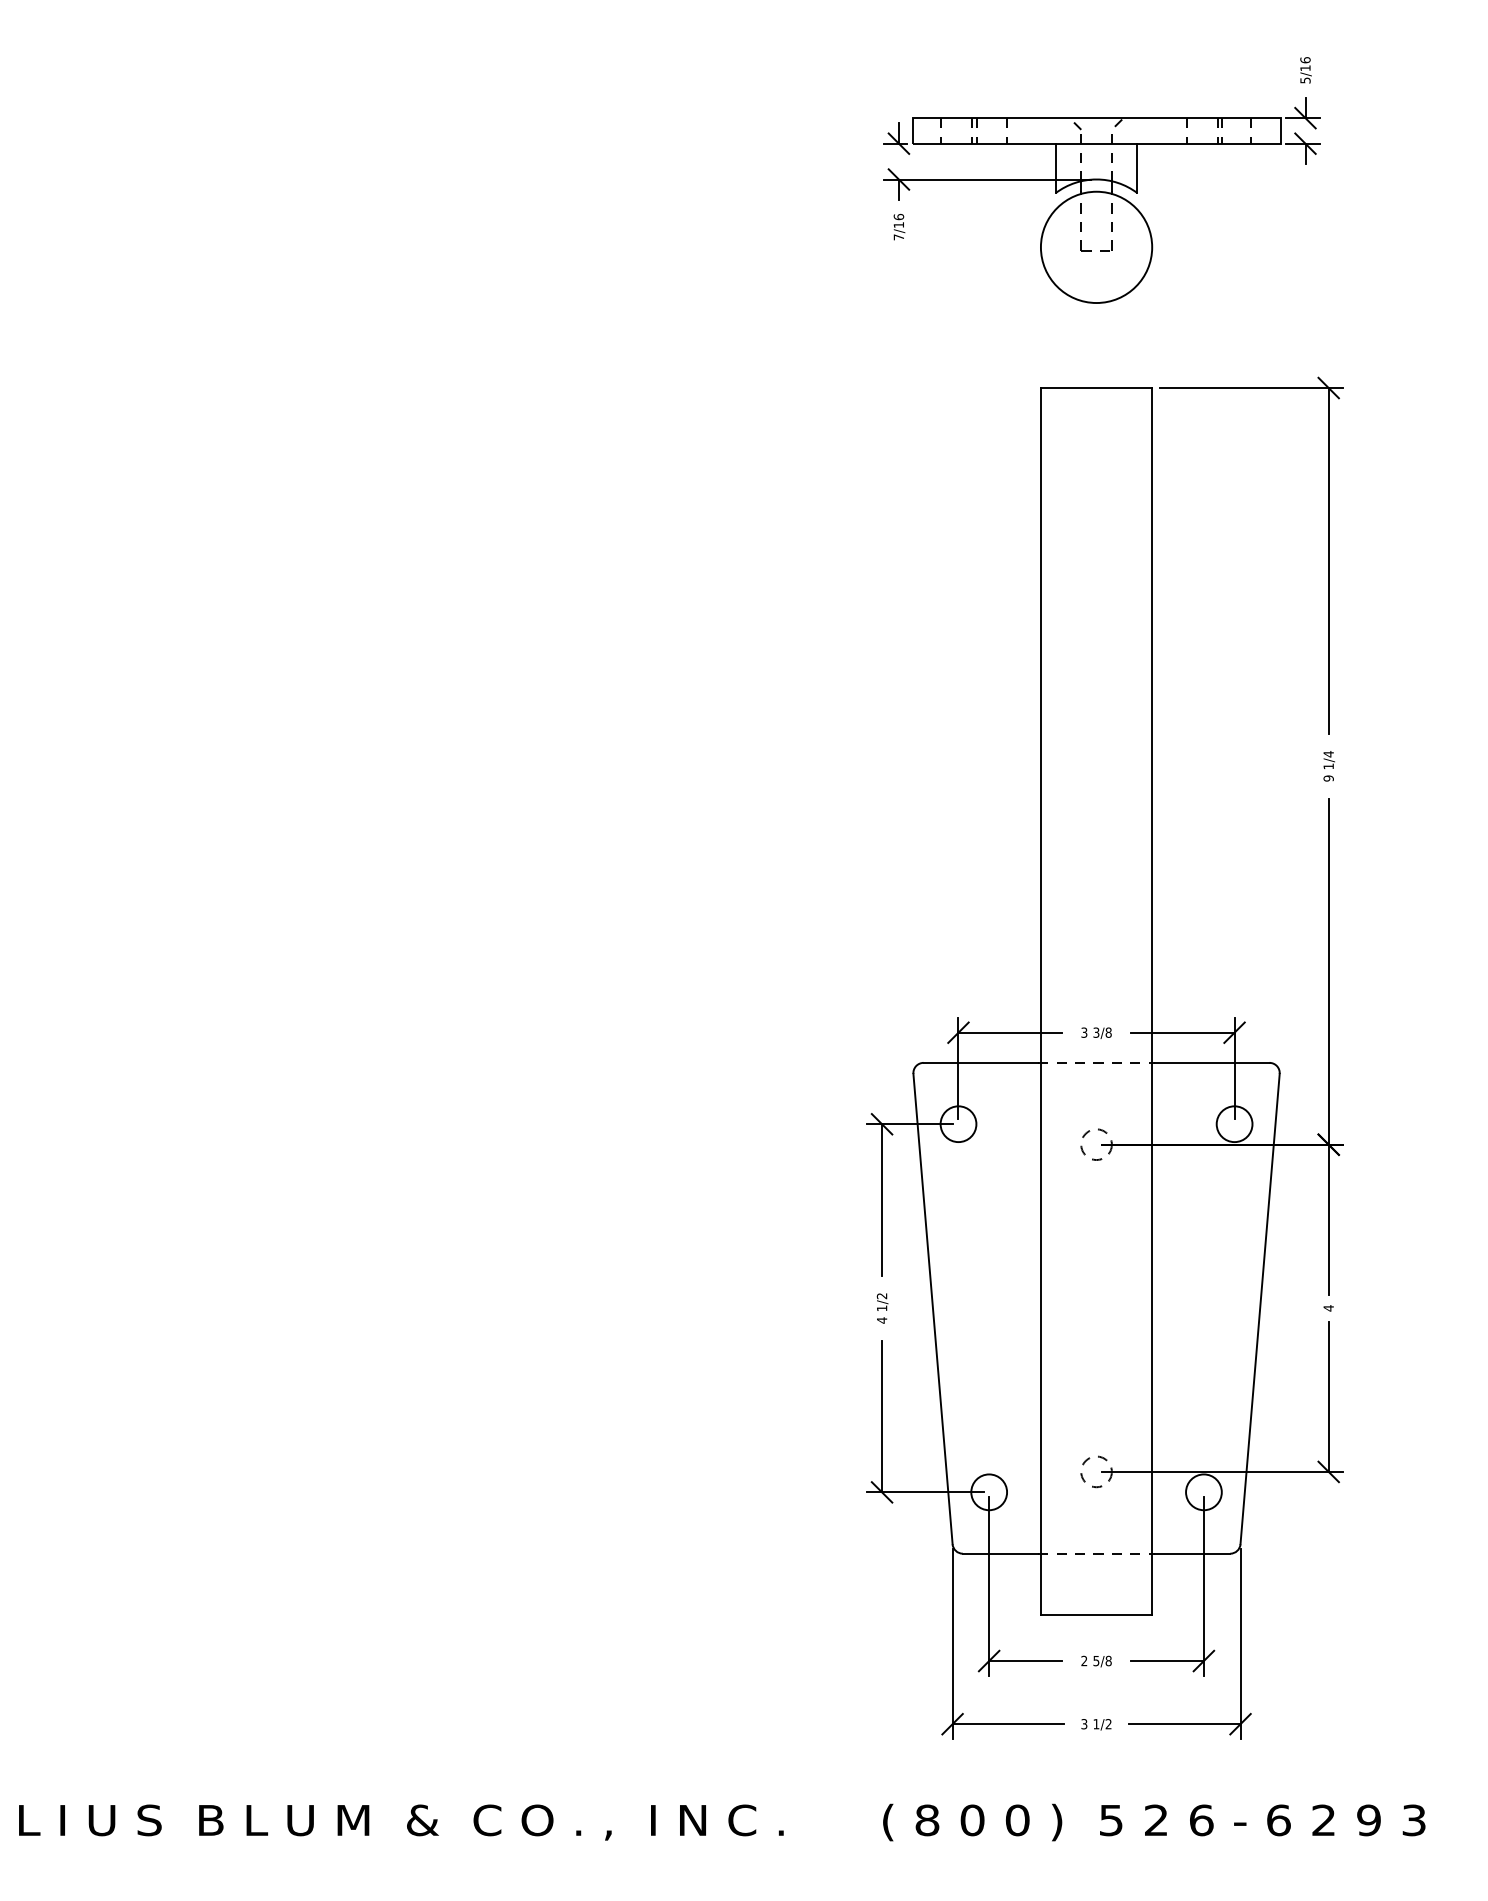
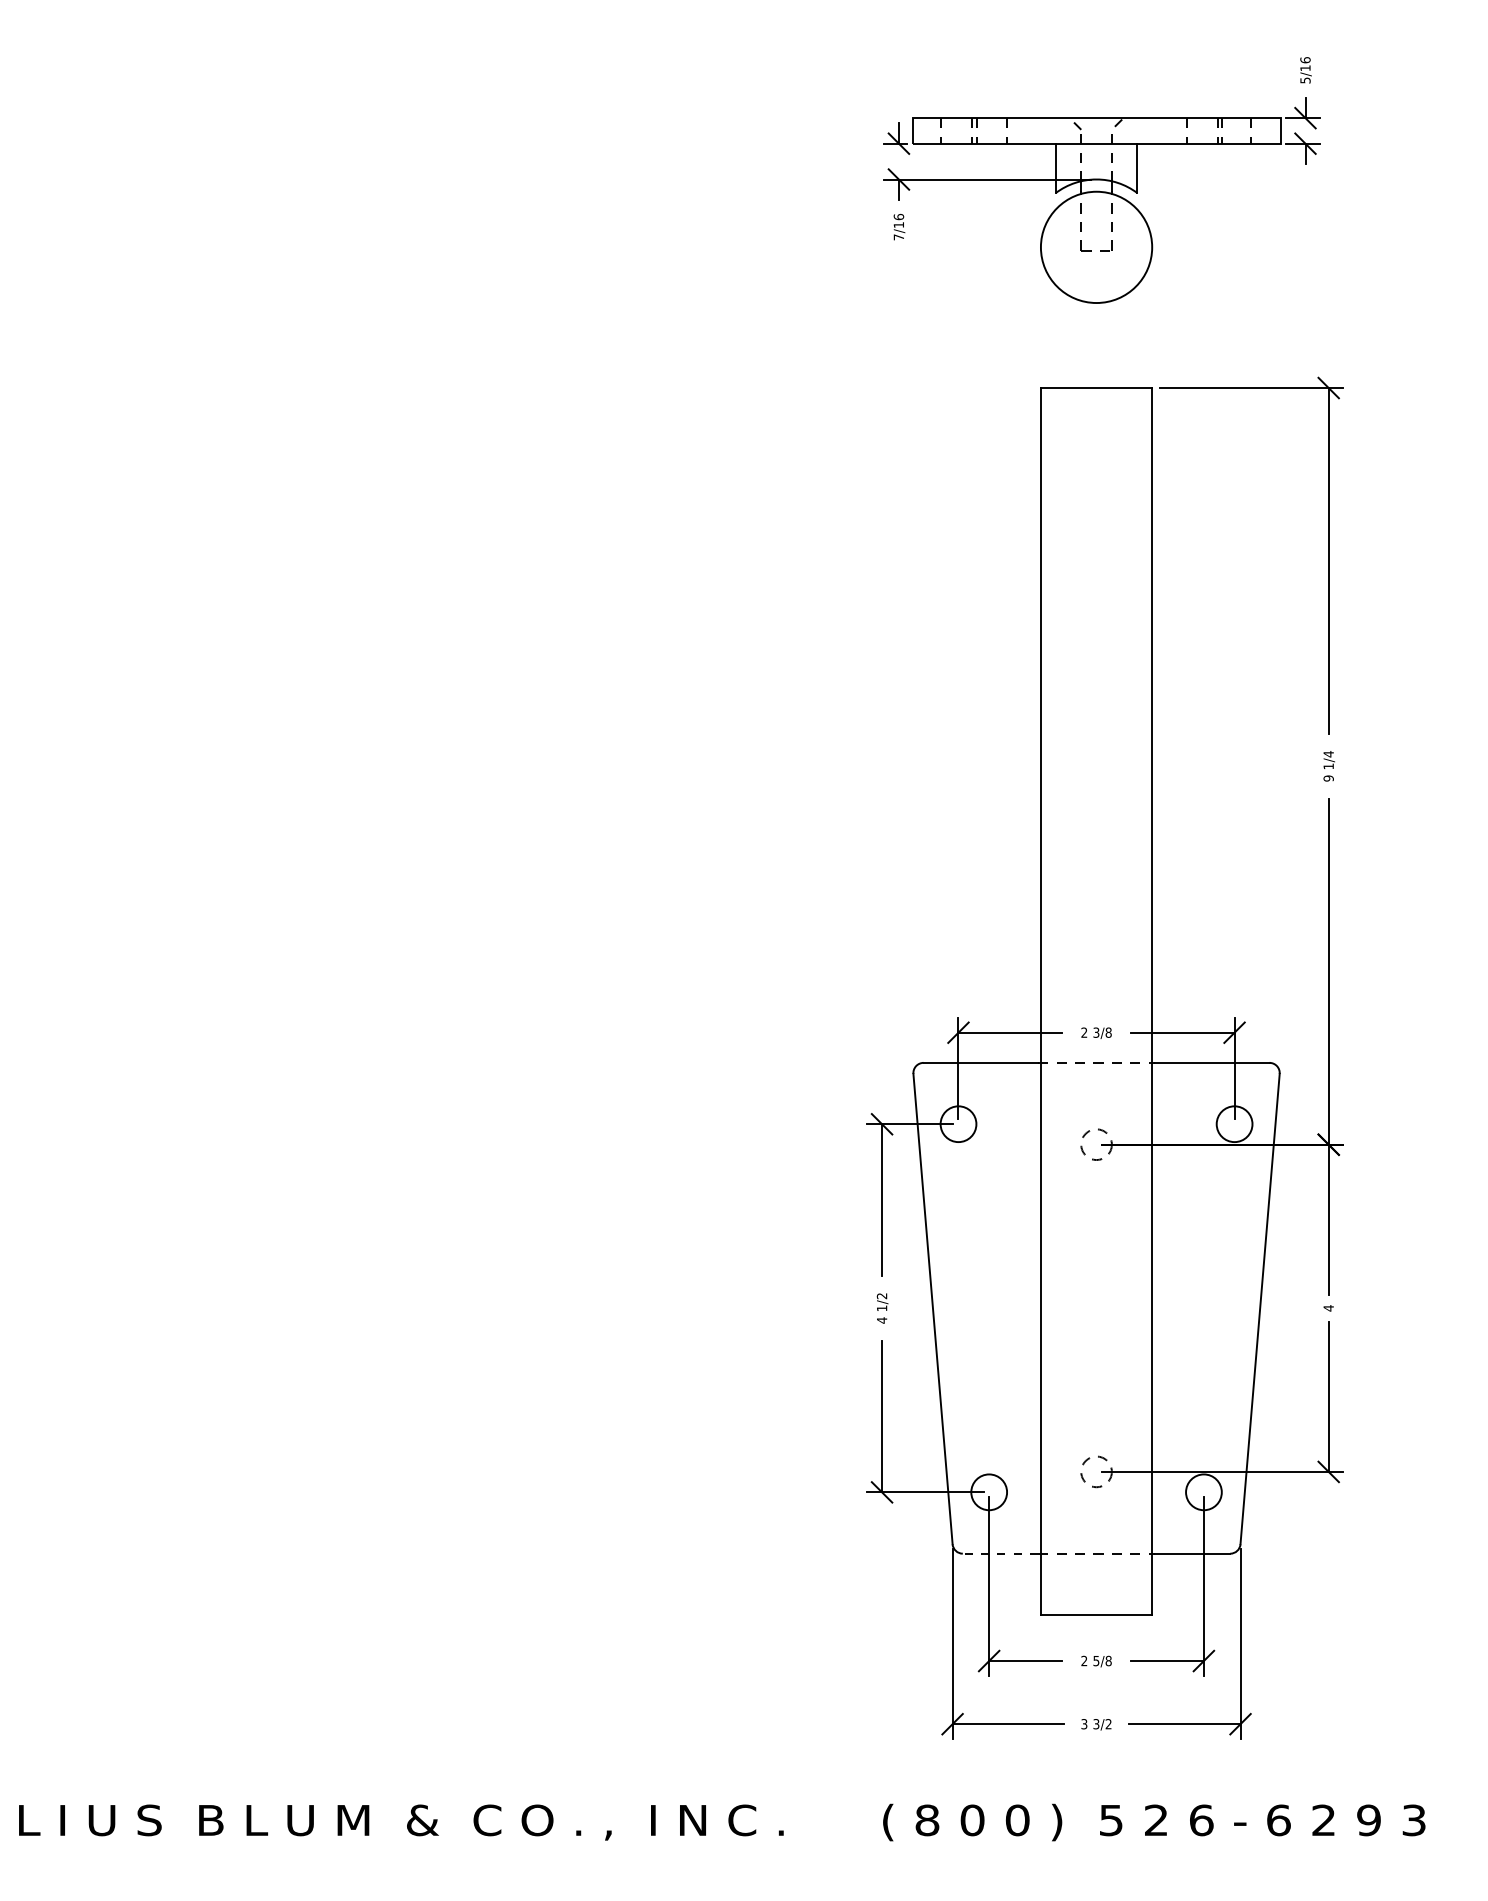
text: 3 -> 2 (1084, 1032)
line: solid -> dashed (1000, 1553)
text: 1/2 -> 3/2 (1096, 1724)
